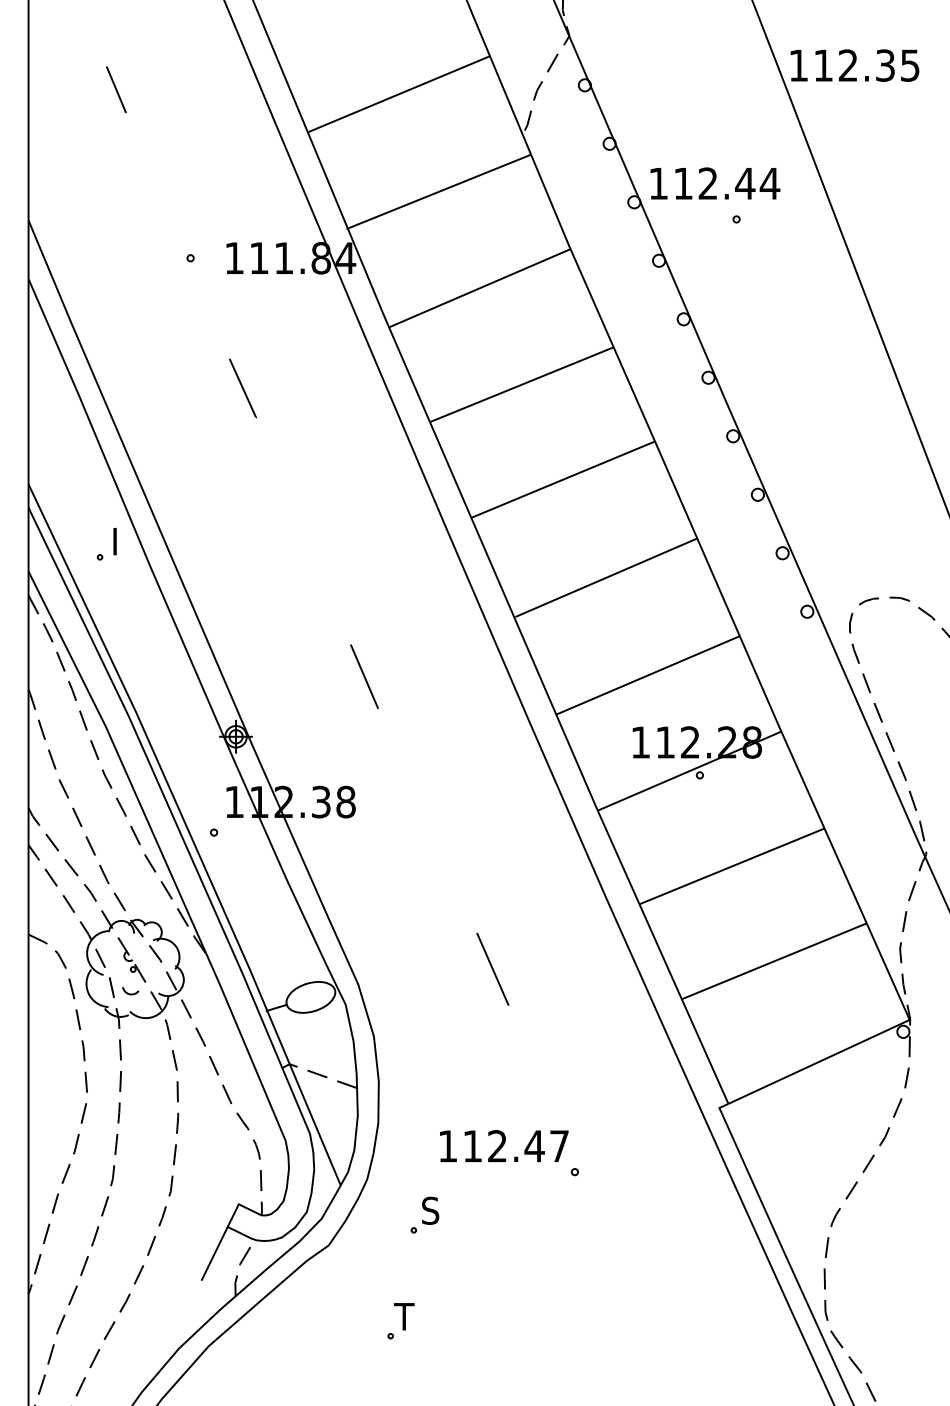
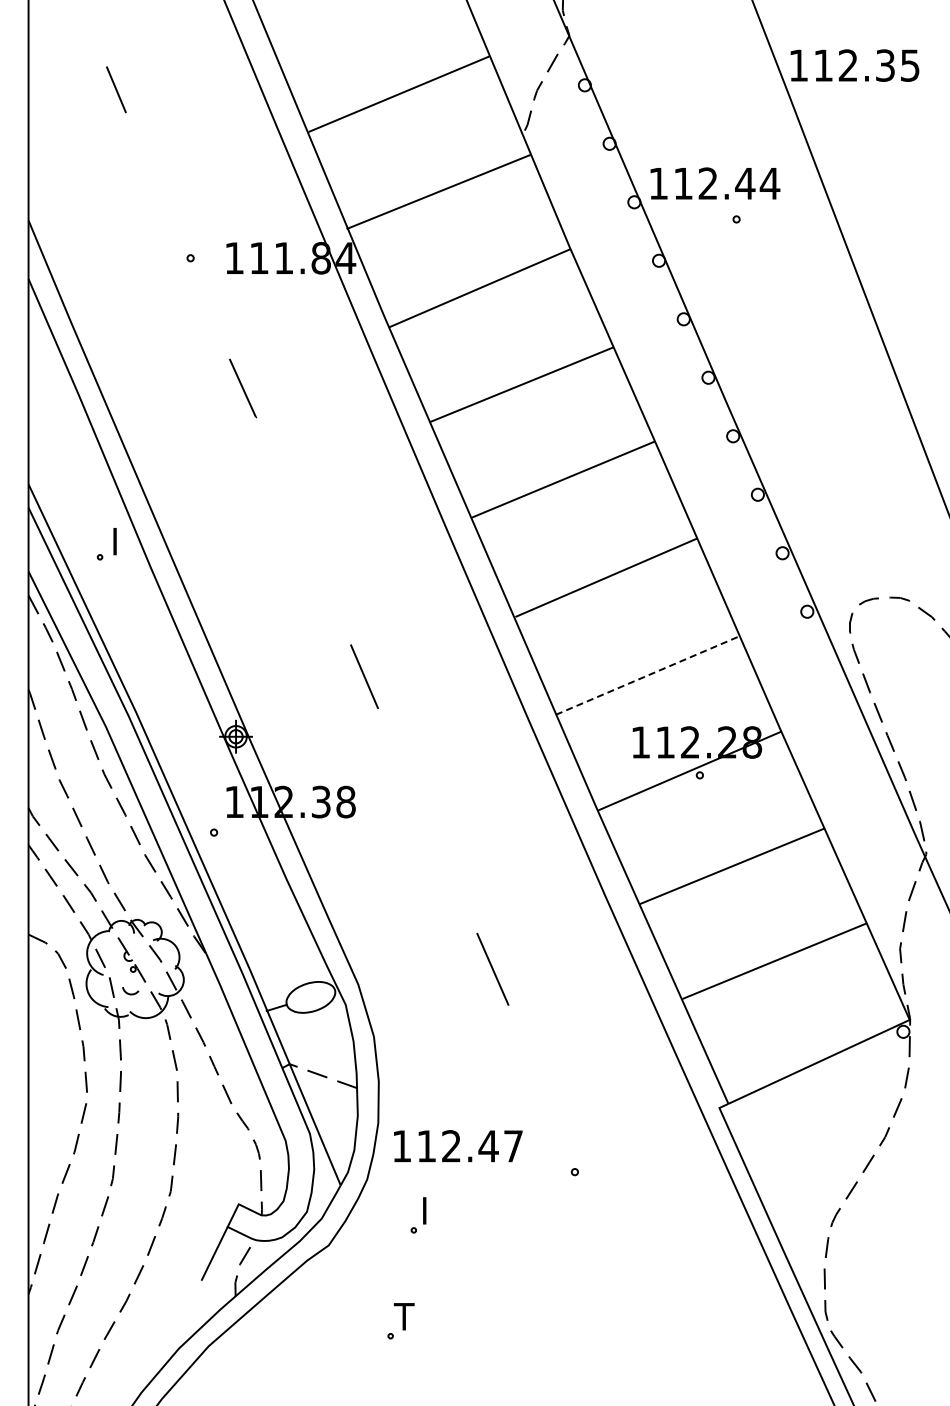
line: solid -> dashed (647, 675)
text position: (504, 1146) -> (458, 1146) (458, 1146)
text: S -> I (430, 1210)
